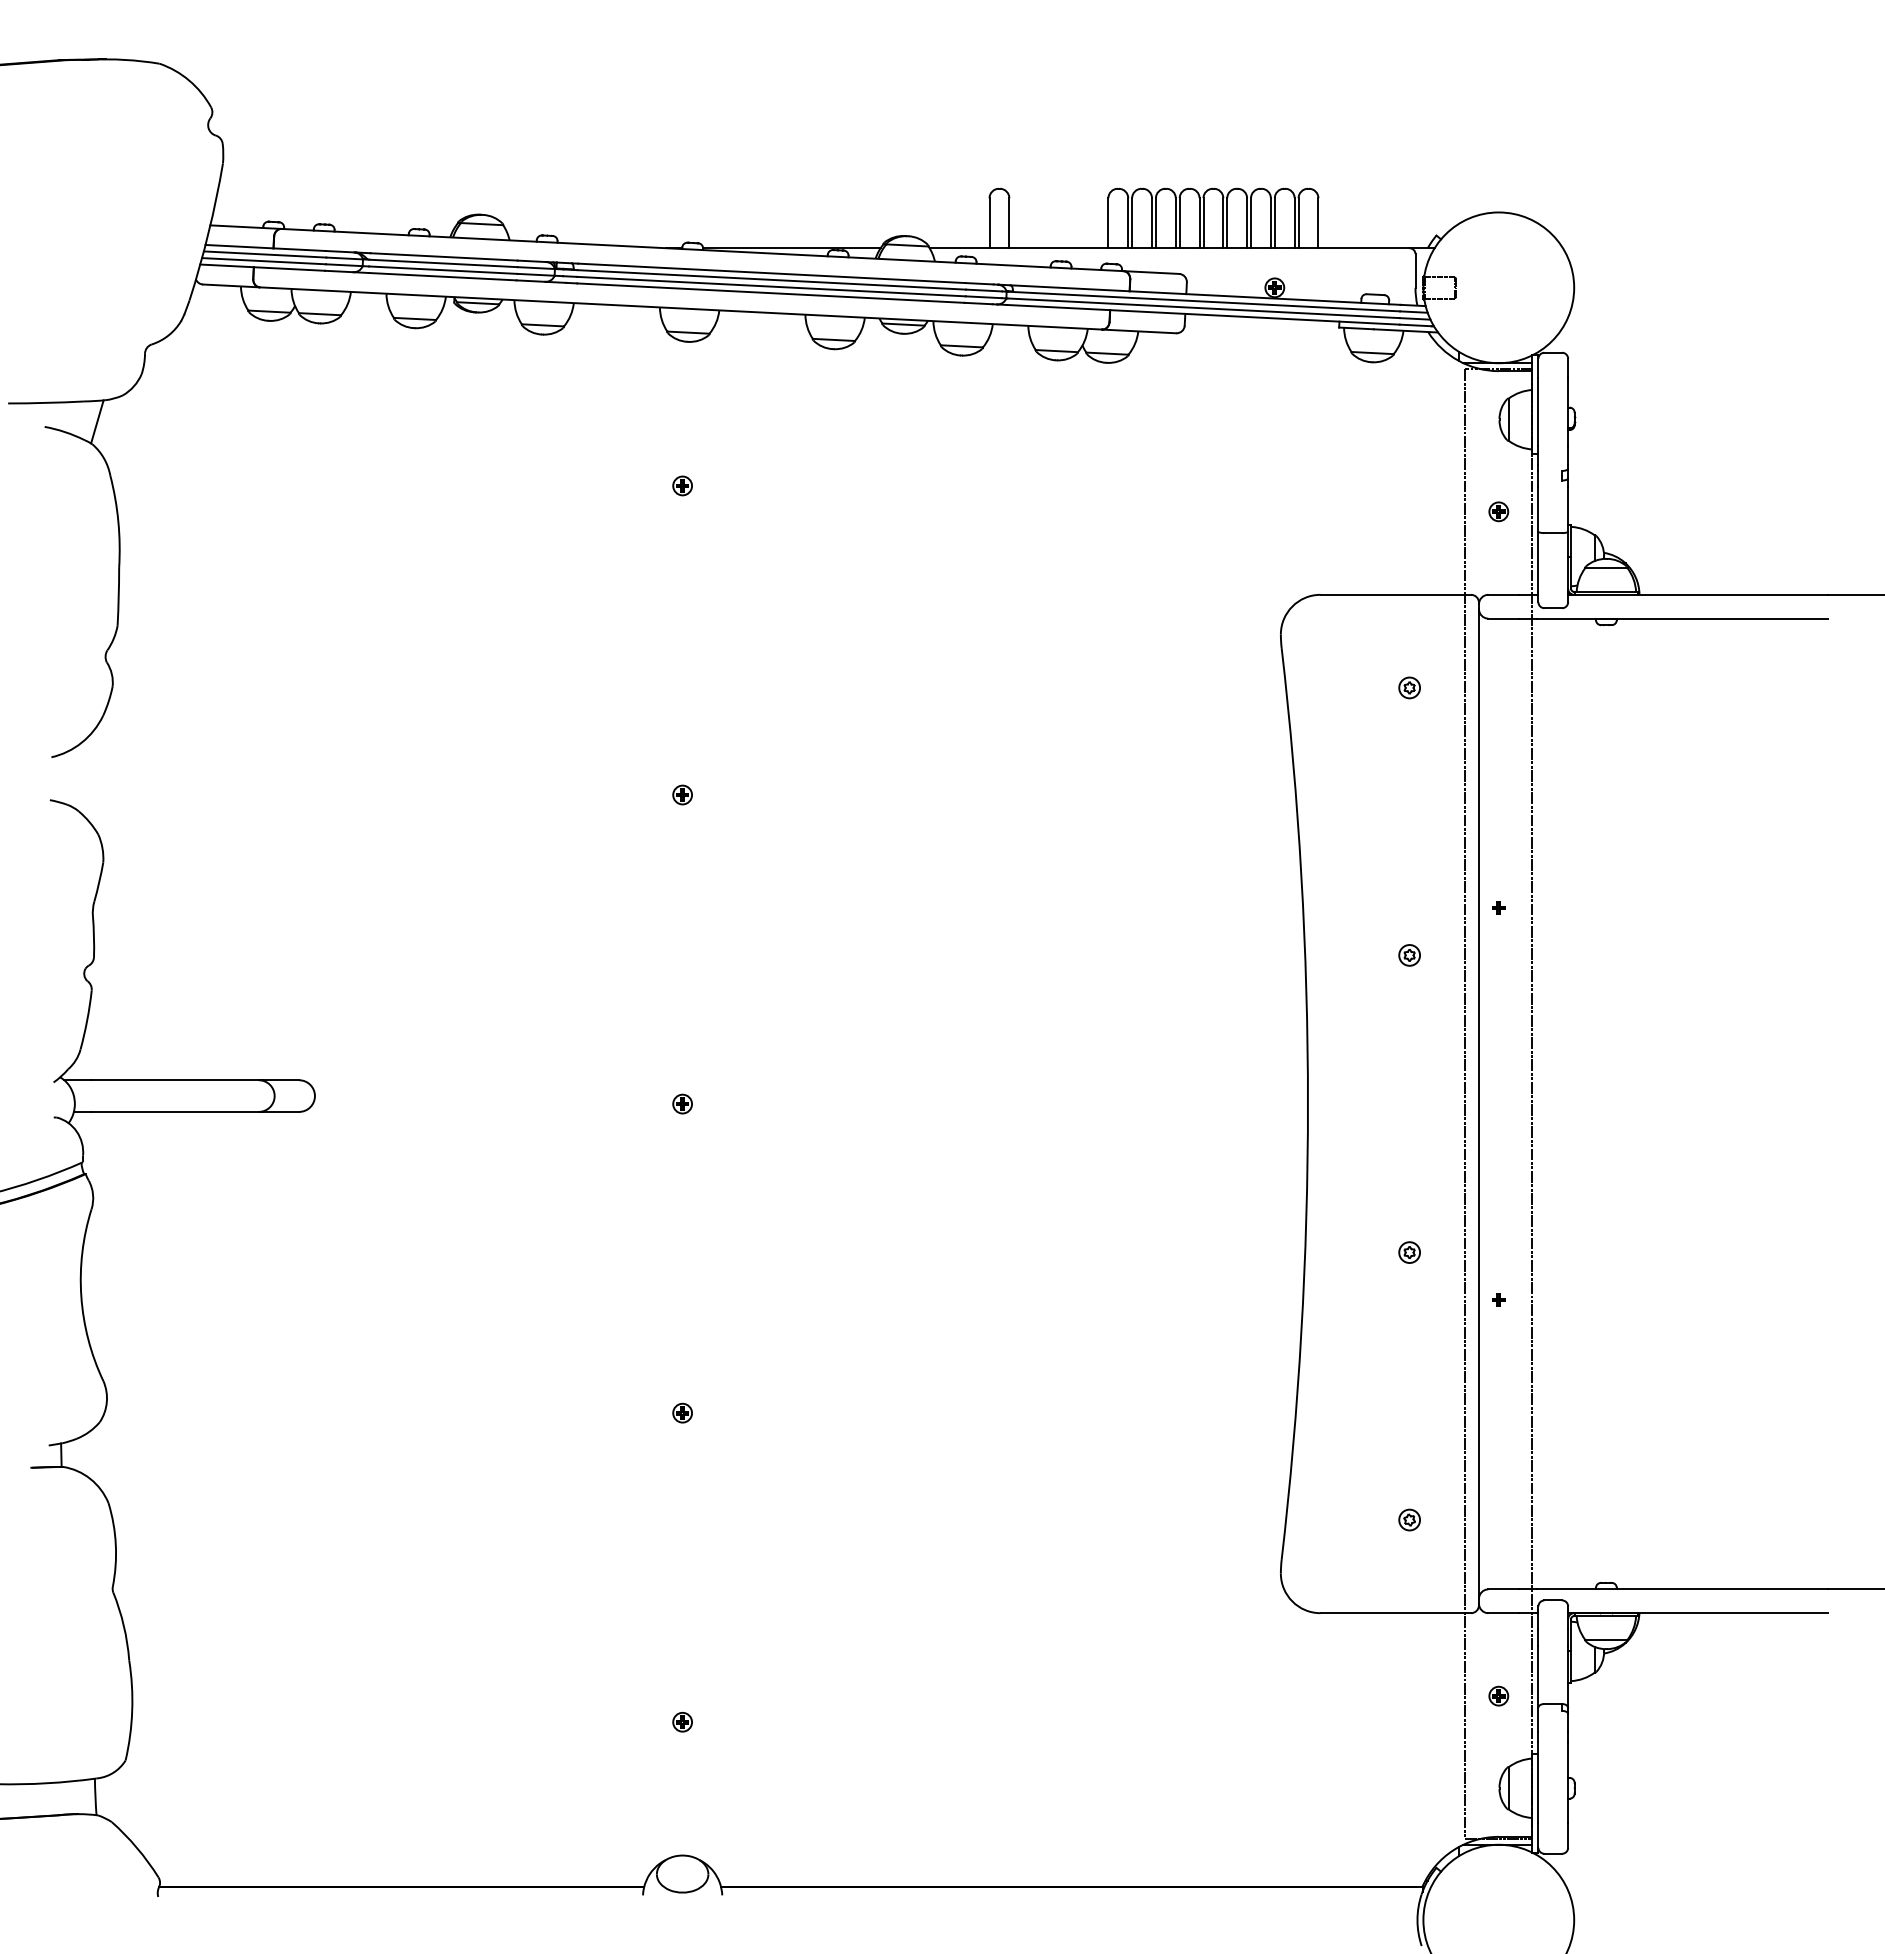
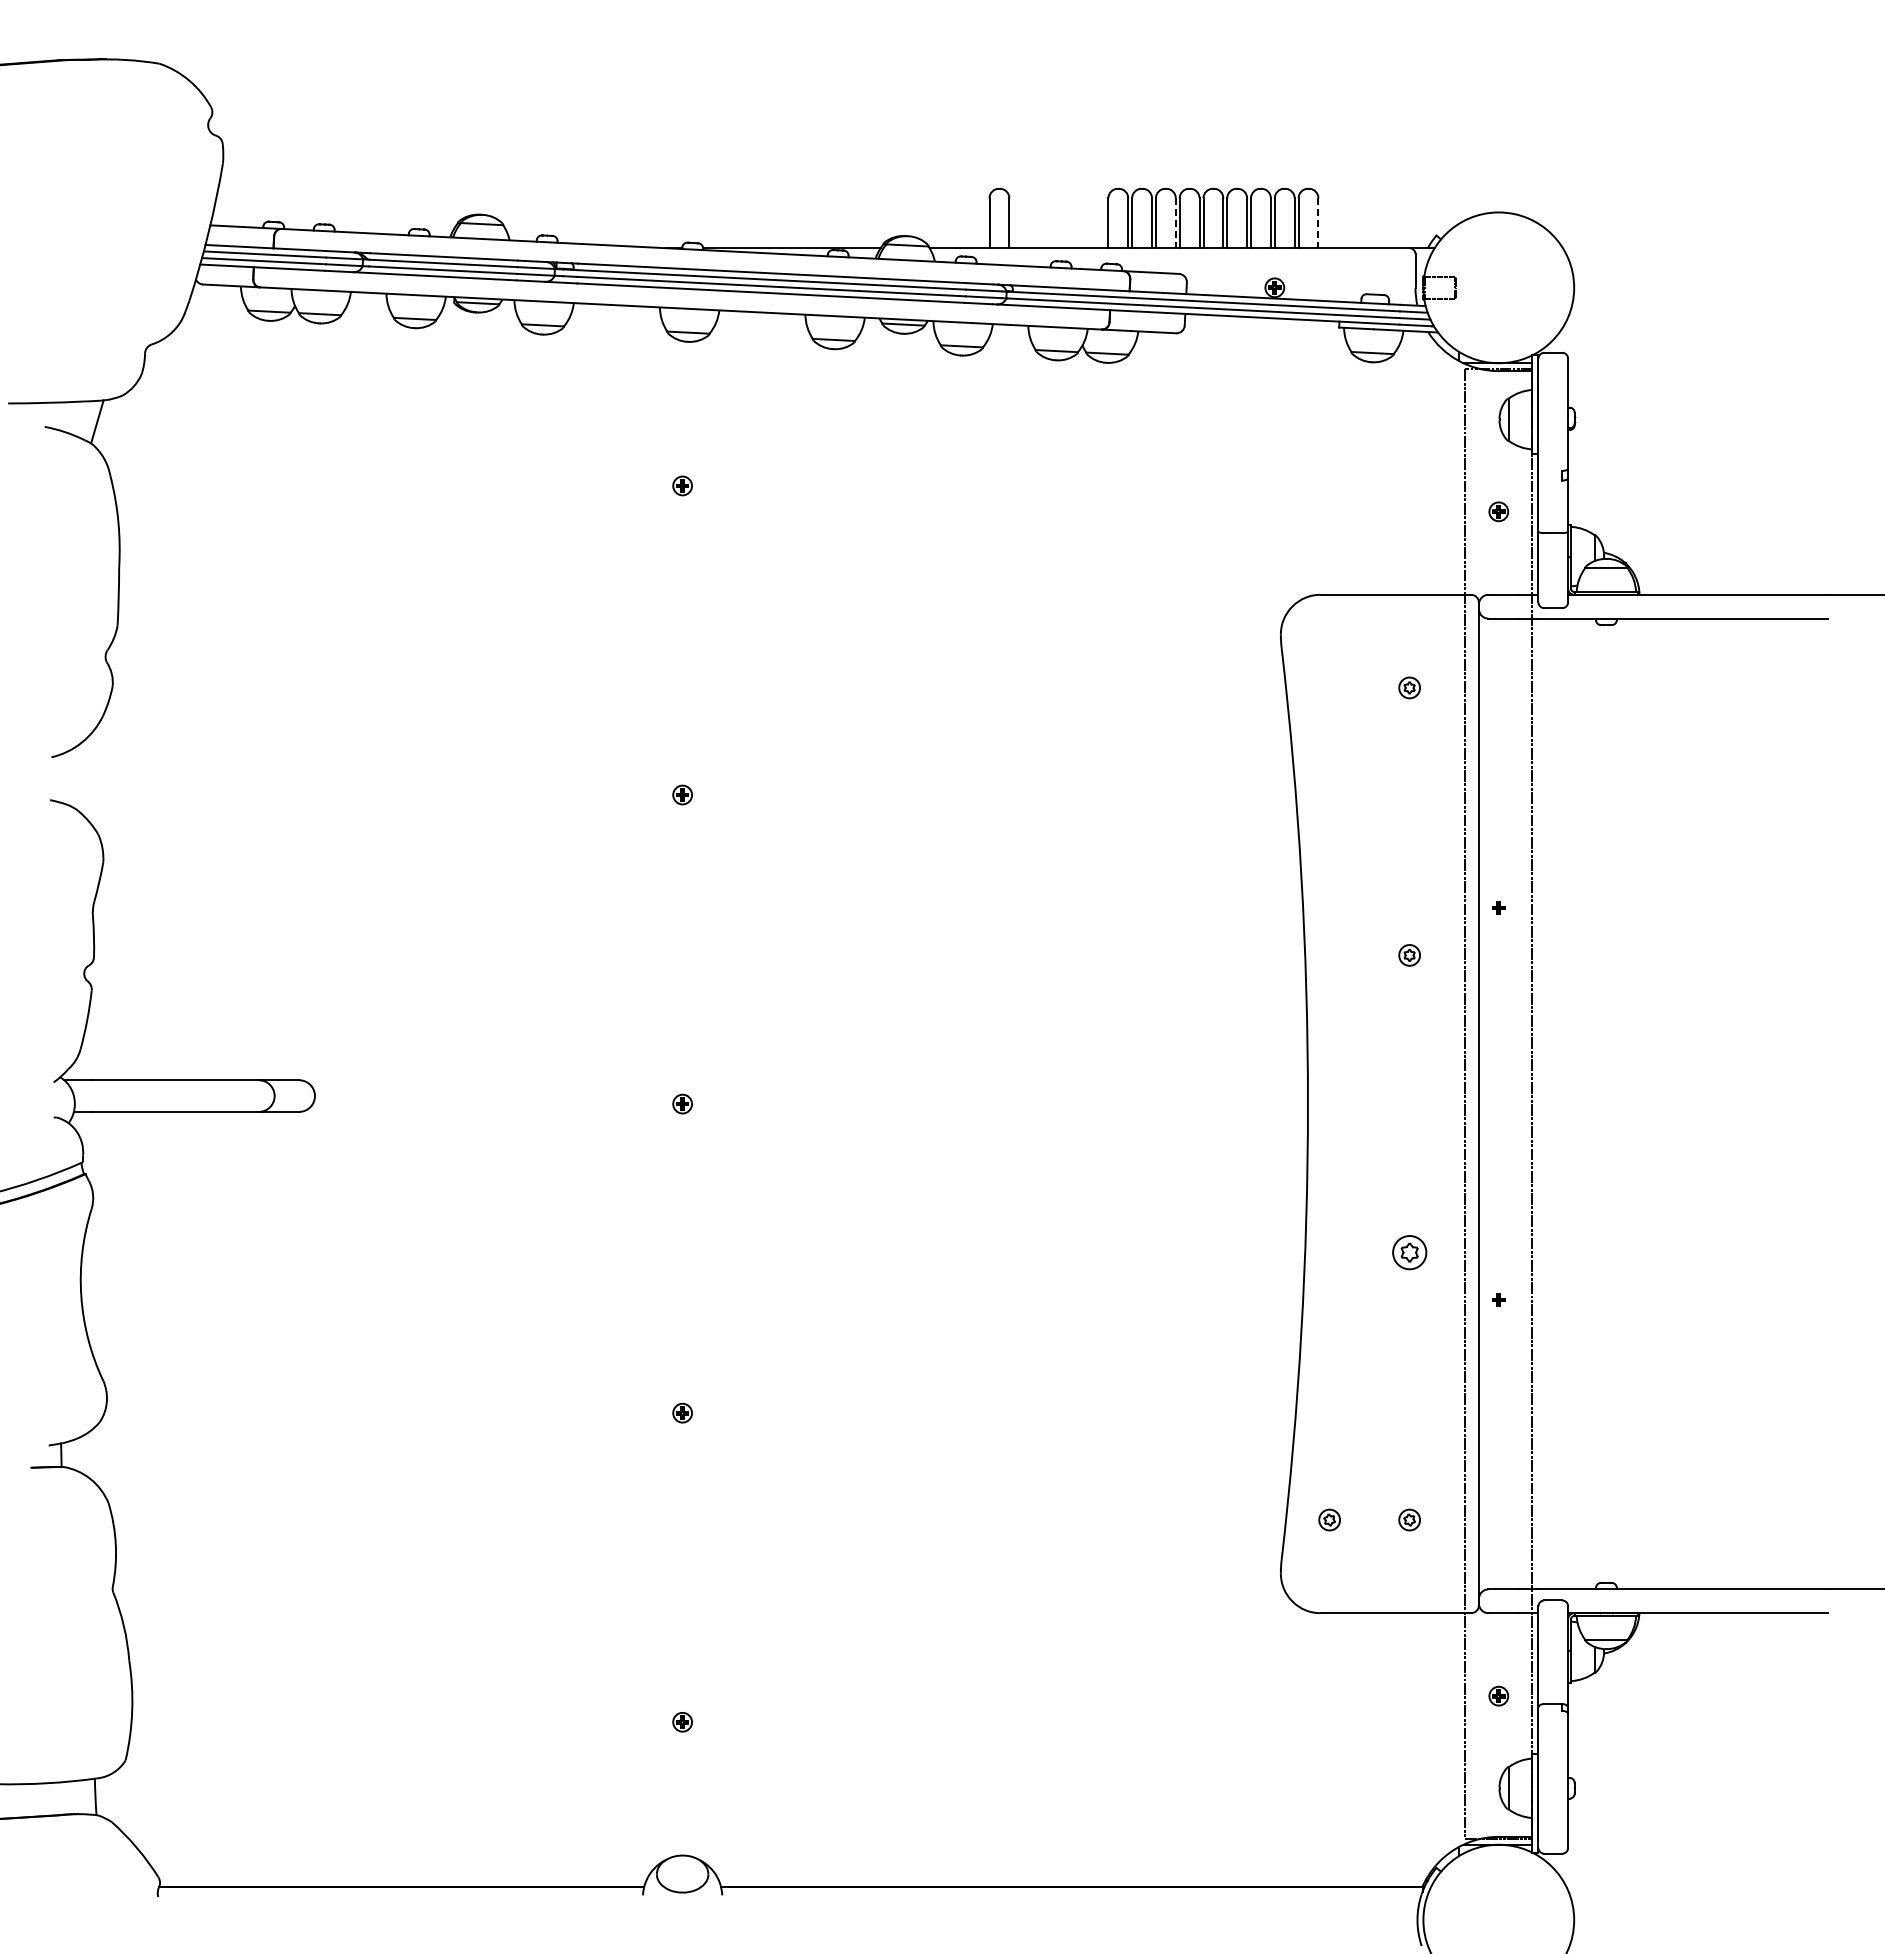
line: solid -> dashed (1175, 223)
line: solid -> dashed (1318, 223)
part size: 23x23 px -> 36x36 px (1409, 1252)
part: none -> present (1329, 1519)
